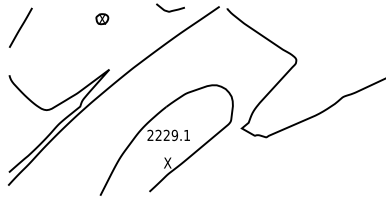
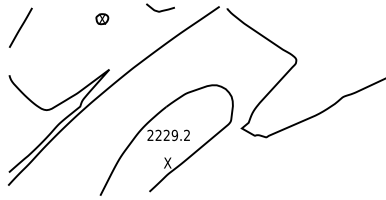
curve position: (170, 10) -> (160, 10) (160, 10)
text: 2229.1 -> 2229.2 (186, 134)
